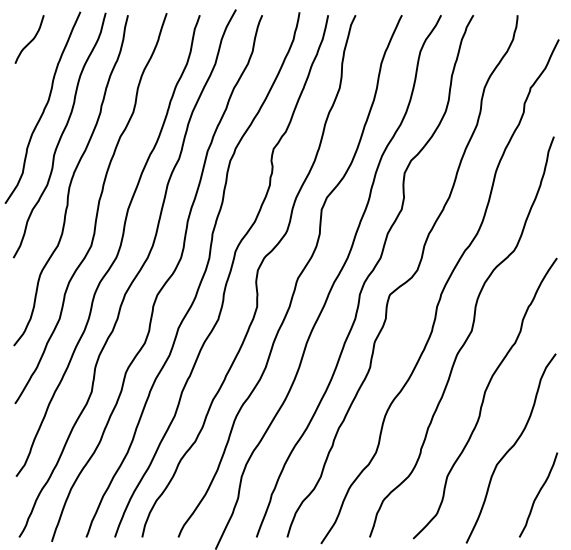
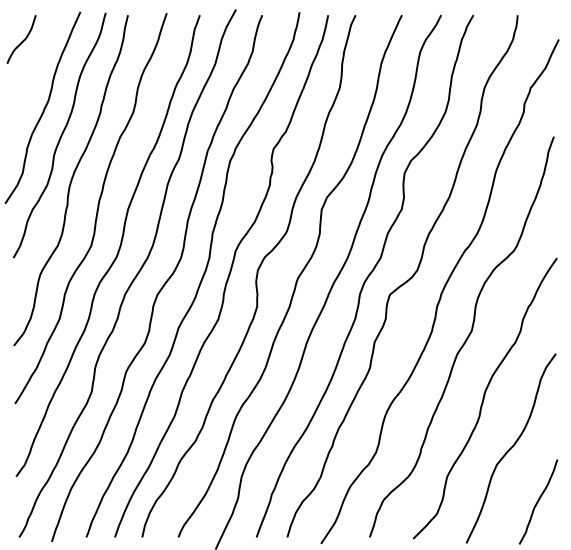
curve position: (30, 40) -> (22, 40) (22, 40)
curve position: (538, 494) -> (538, 501) (538, 501)
